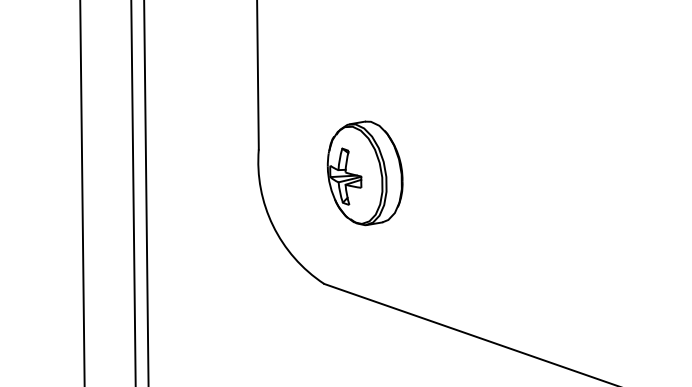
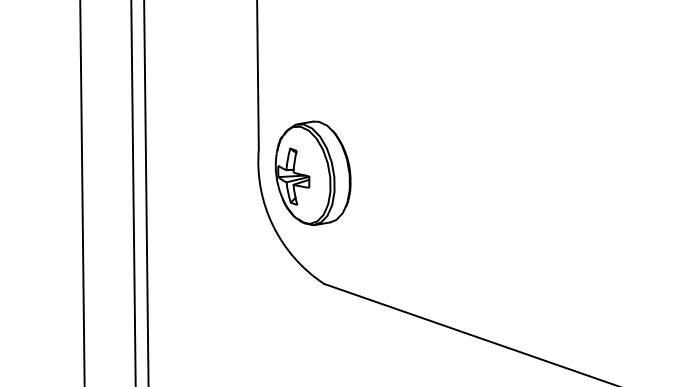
part position: (364, 173) -> (312, 173) (312, 173)
